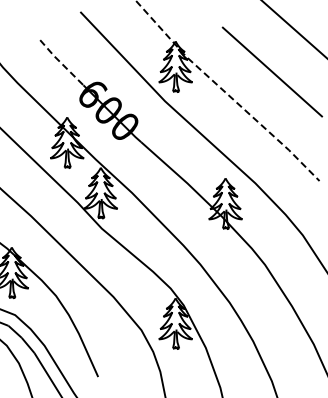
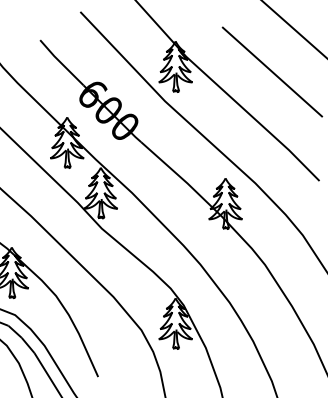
line: dashed -> solid (61, 63)
line: dashed -> solid (225, 92)
